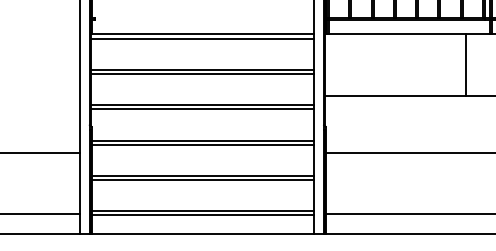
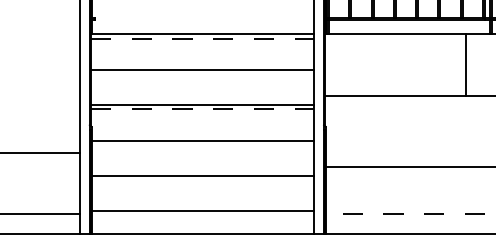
line: solid -> dashed (202, 38)
line: present -> none (201, 73)
line: solid -> dashed (202, 109)
line: present -> none (202, 144)
line position: (408, 152) -> (408, 166) (408, 166)
line: present -> none (202, 180)
line: solid -> dashed (410, 213)
line: present -> none (202, 215)
